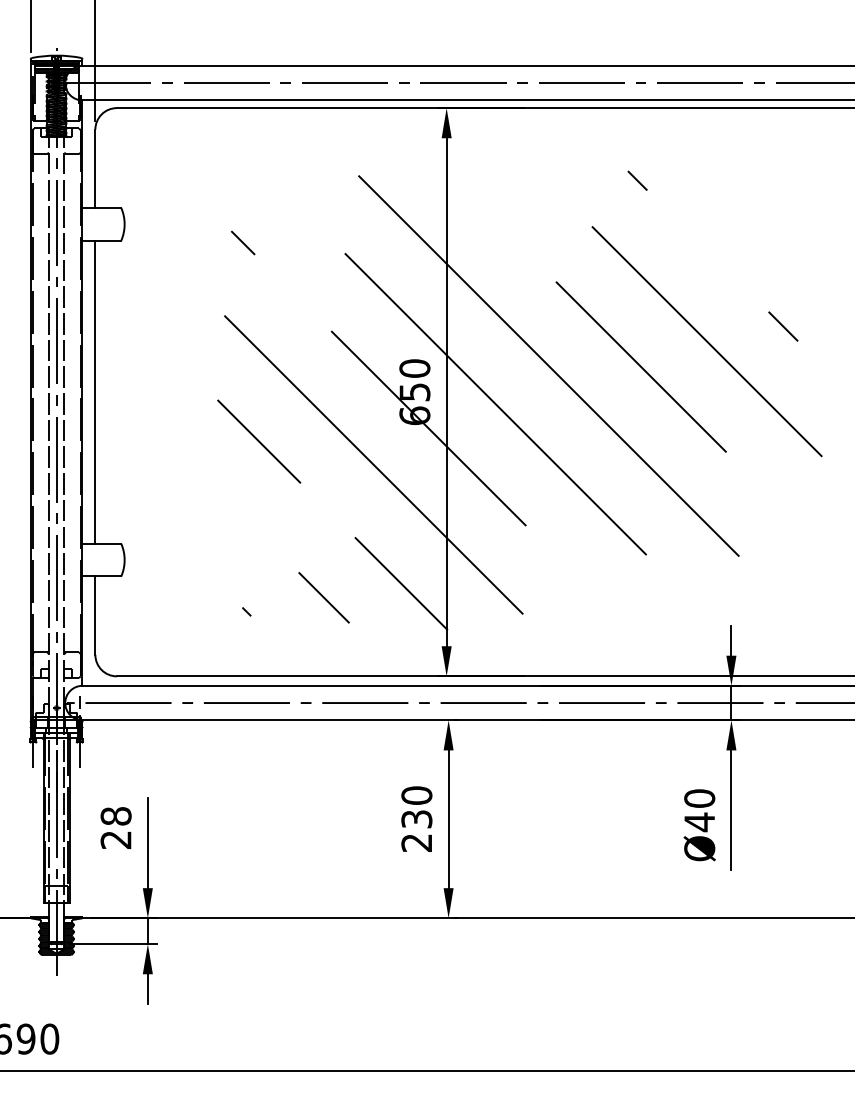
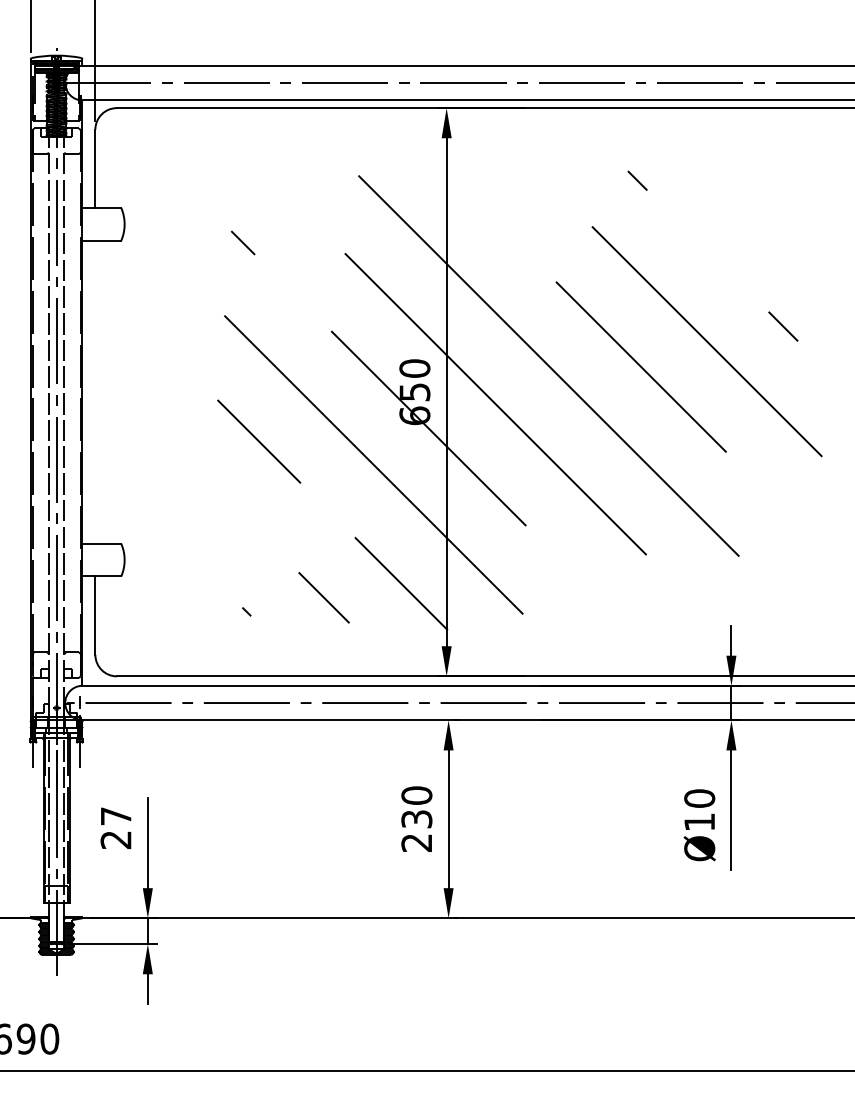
line: present -> none (95, 391)
text: 28 -> 27 (115, 816)
text: Ø40 -> Ø10 (699, 822)
